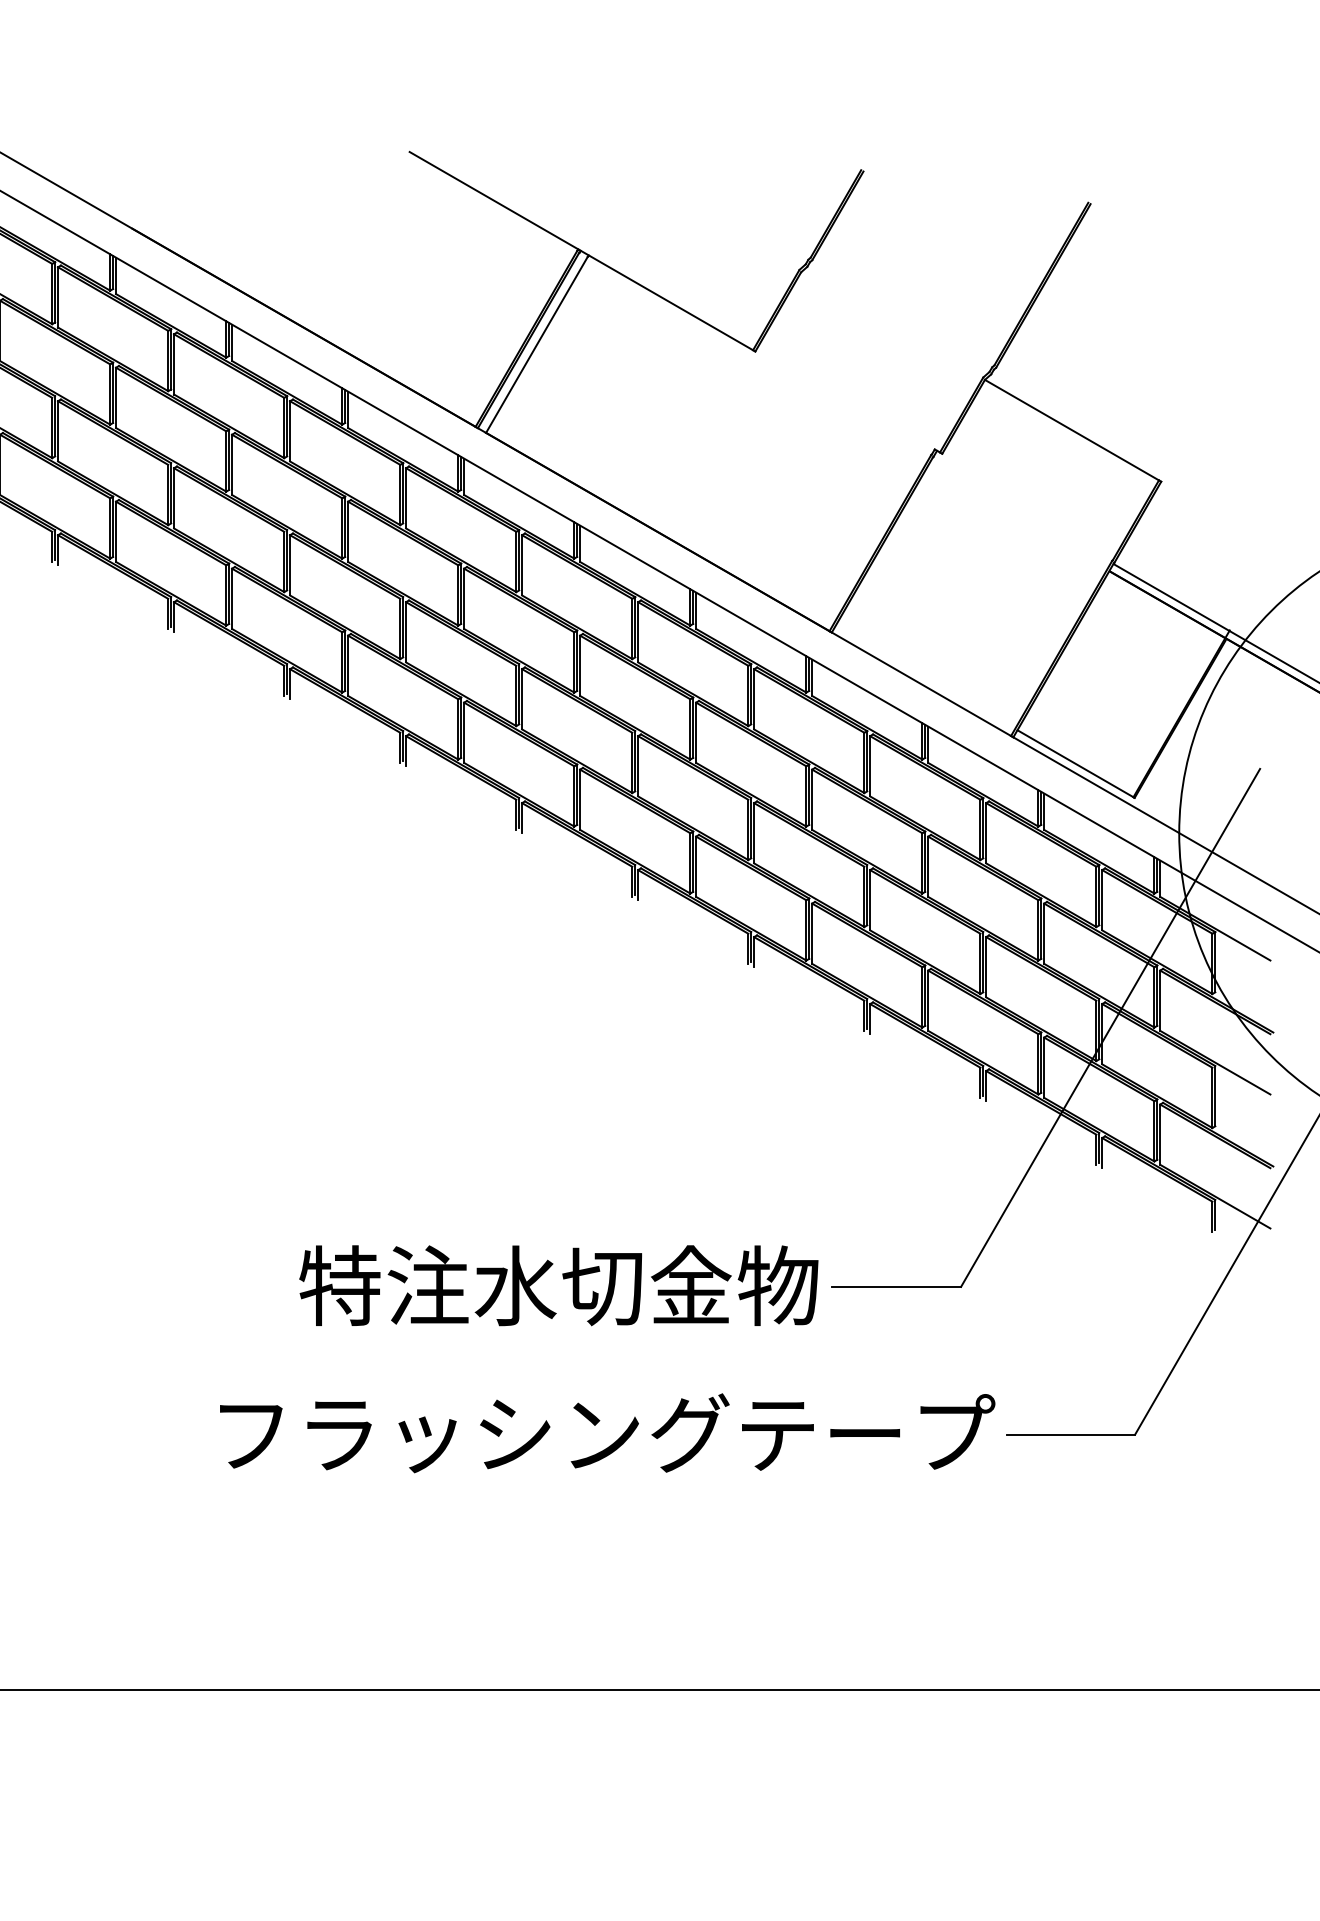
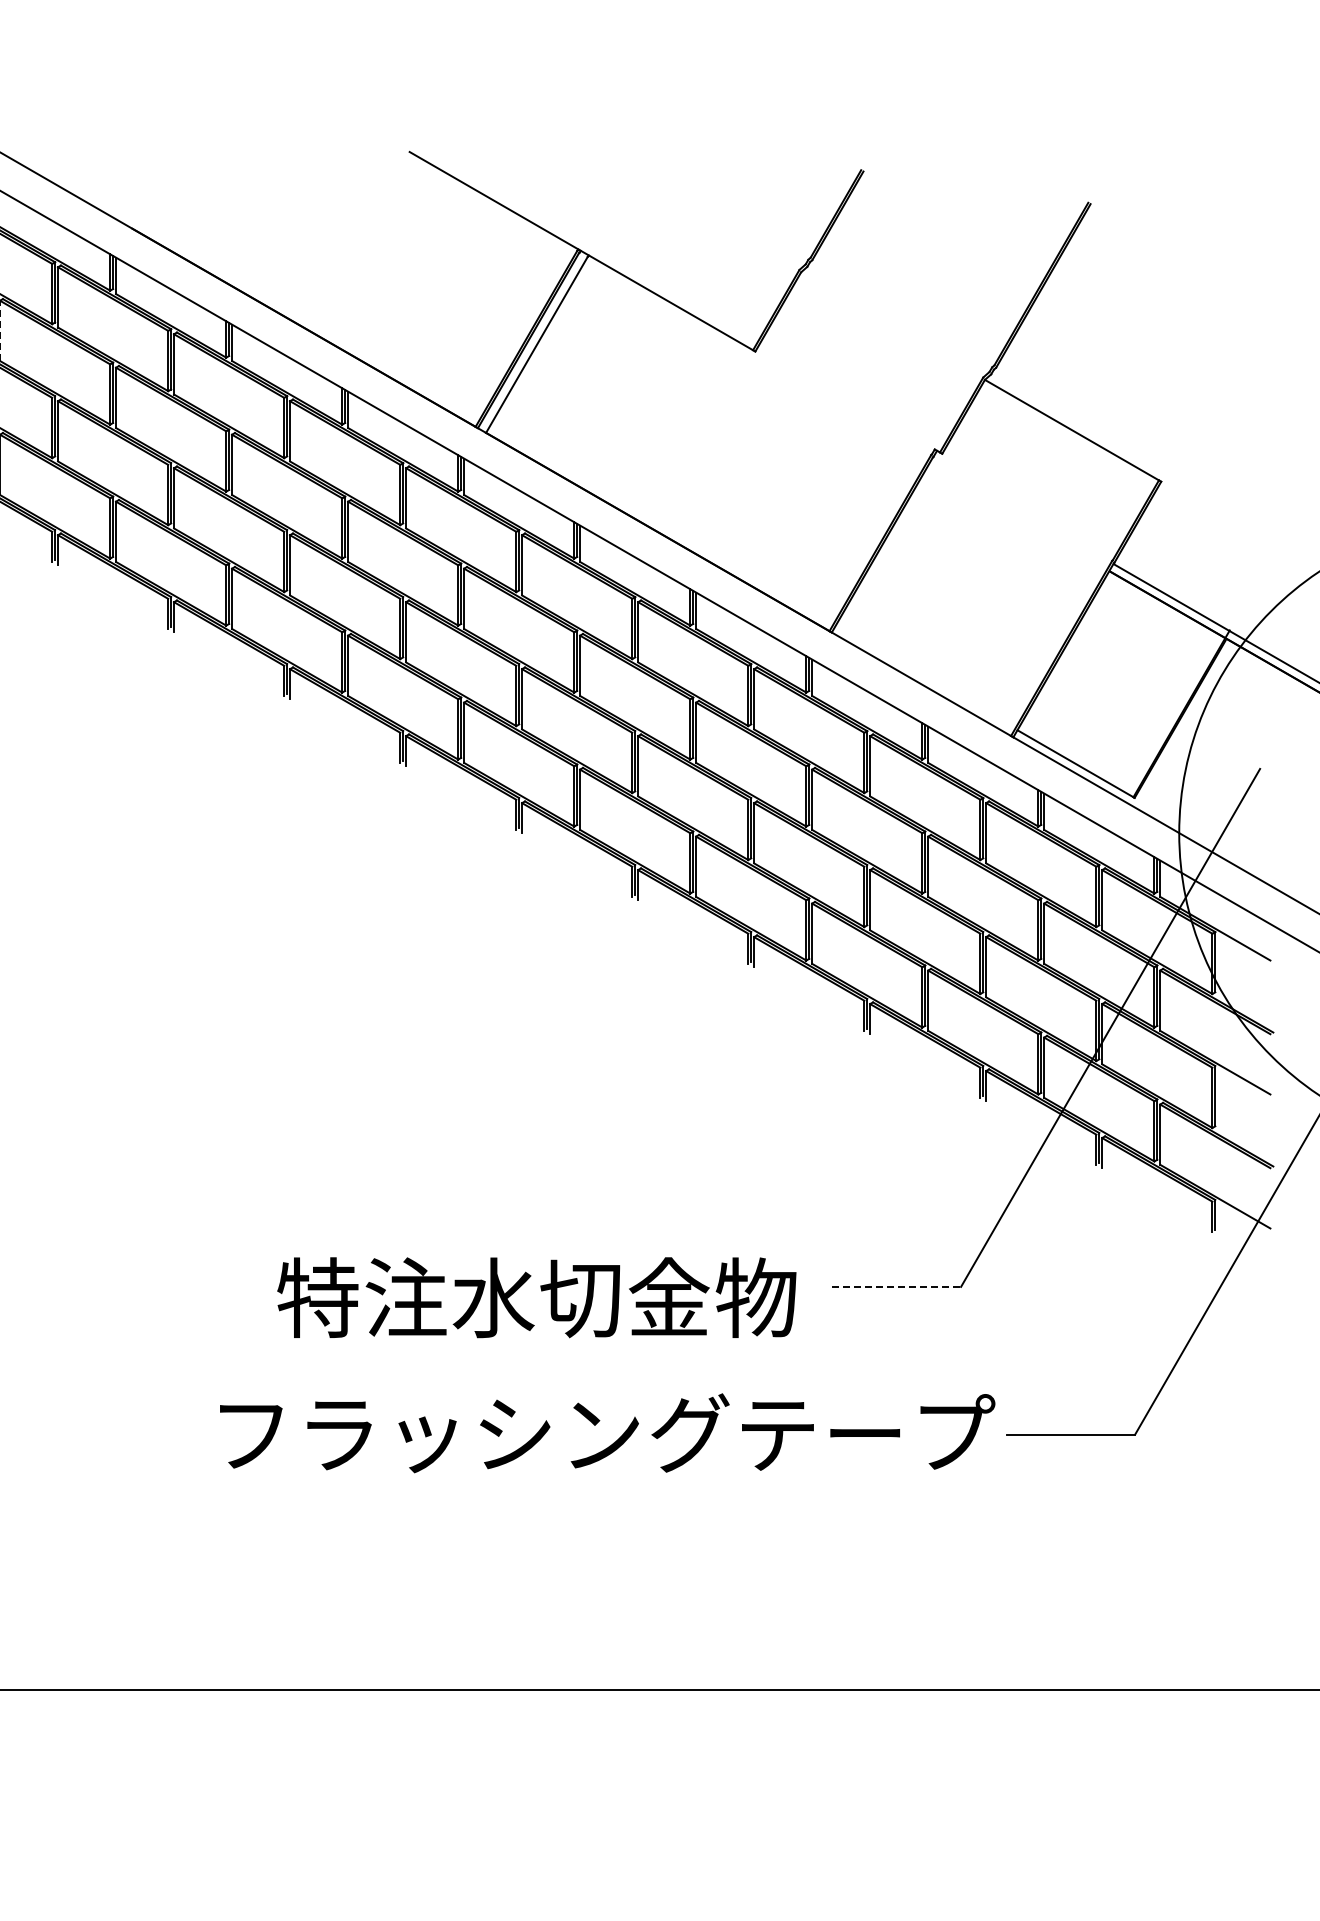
line: solid -> dashed (0, 330)
text position: (558, 1285) -> (536, 1297) (536, 1297)
line: solid -> dashed (897, 1286)
